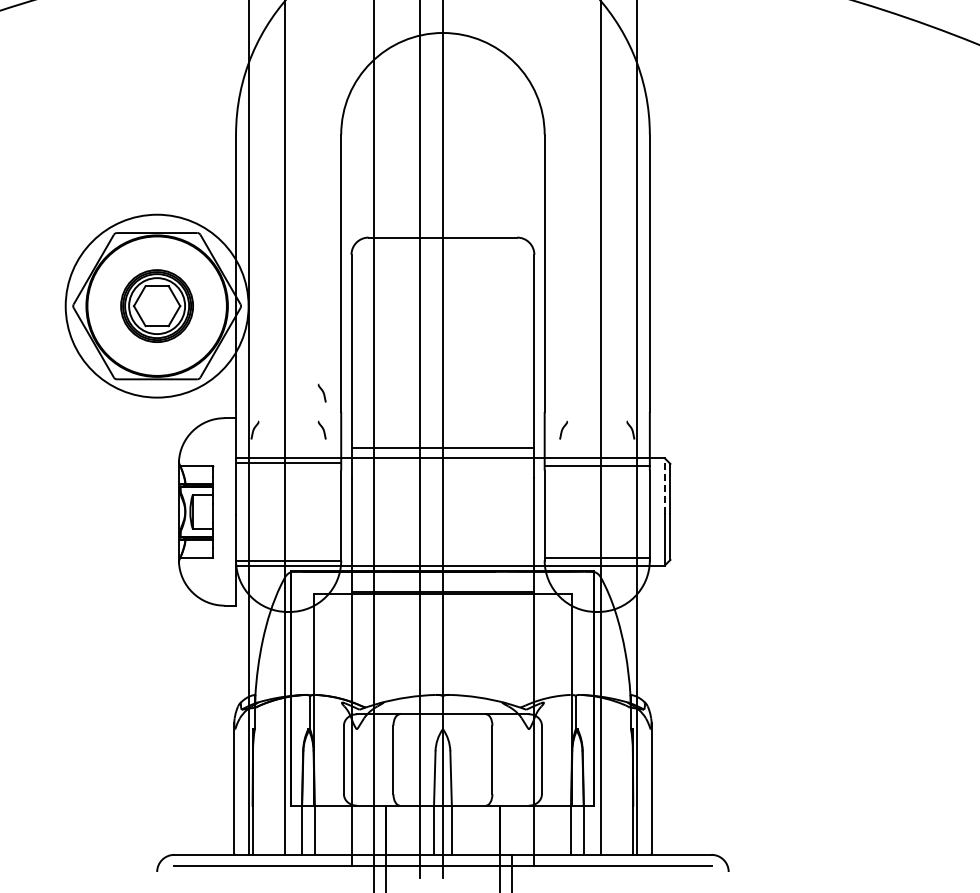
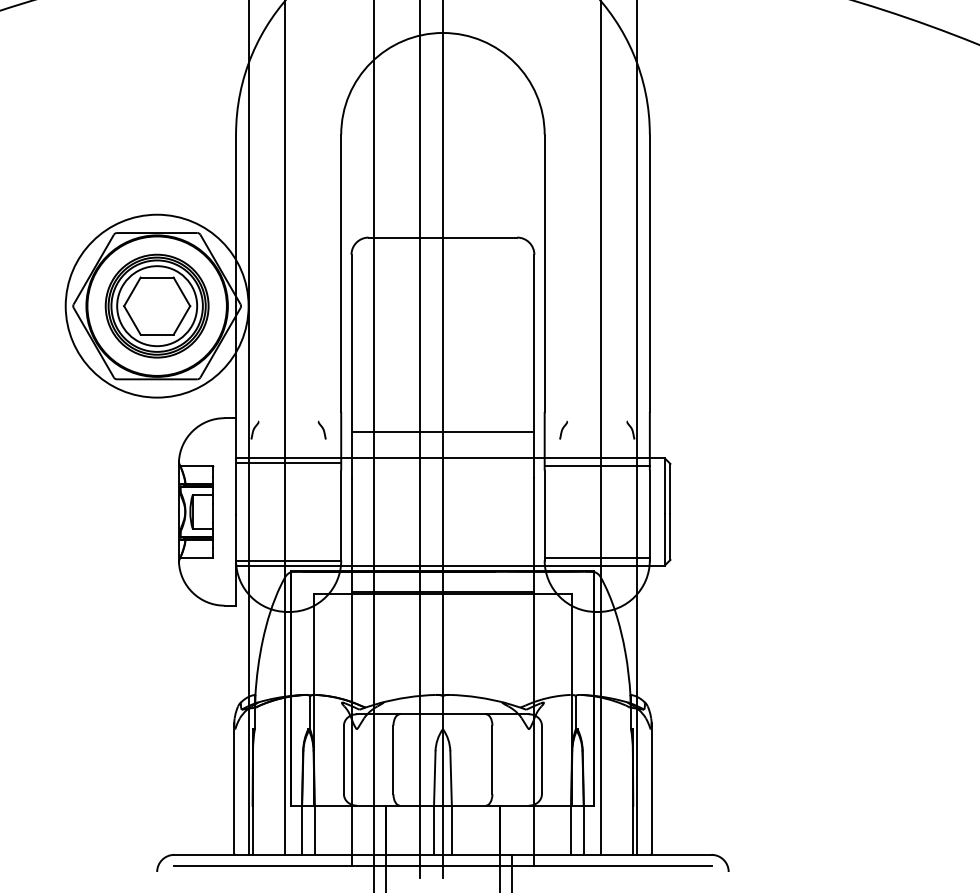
part size: 74x74 px -> 106x106 px (156, 305)
curve: present -> none (321, 391)
line position: (442, 447) -> (442, 431) (442, 431)
line: dashed -> solid (664, 486)
